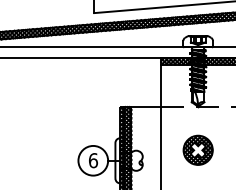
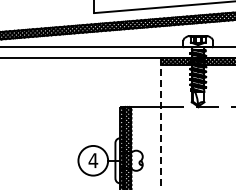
line: solid -> dashed (160, 124)
part: present -> none (197, 149)
text: 6 -> 4 (93, 160)
